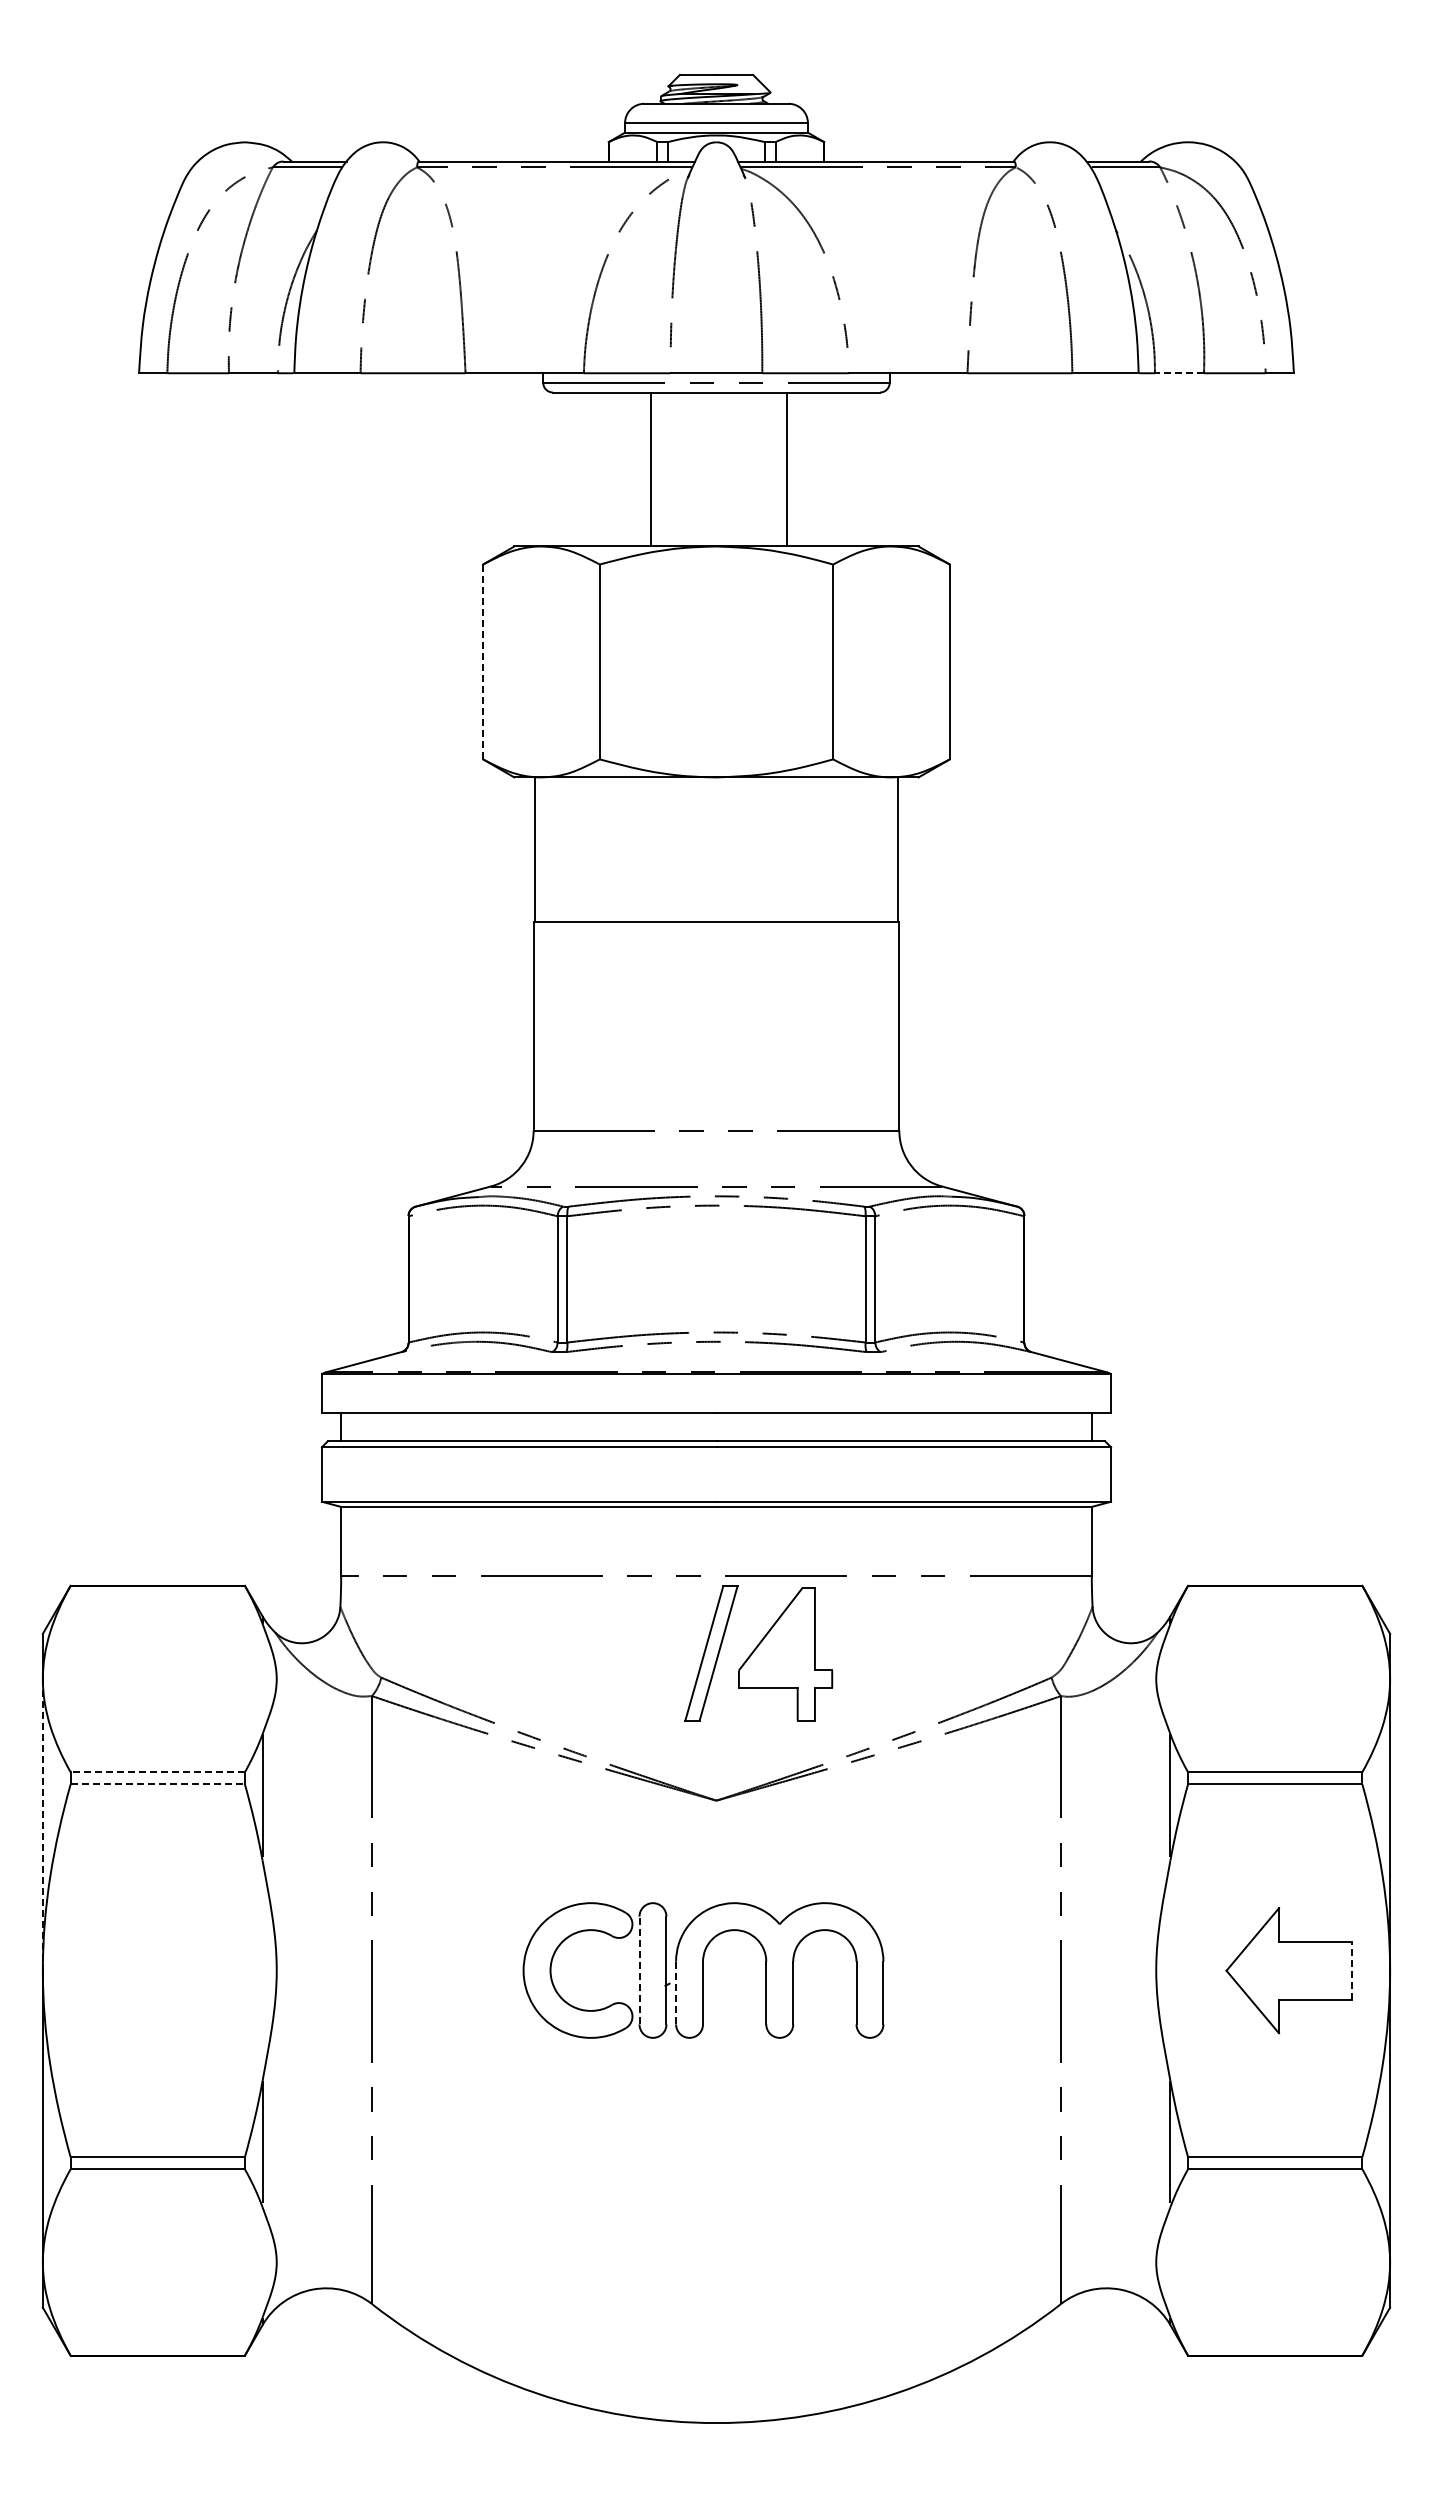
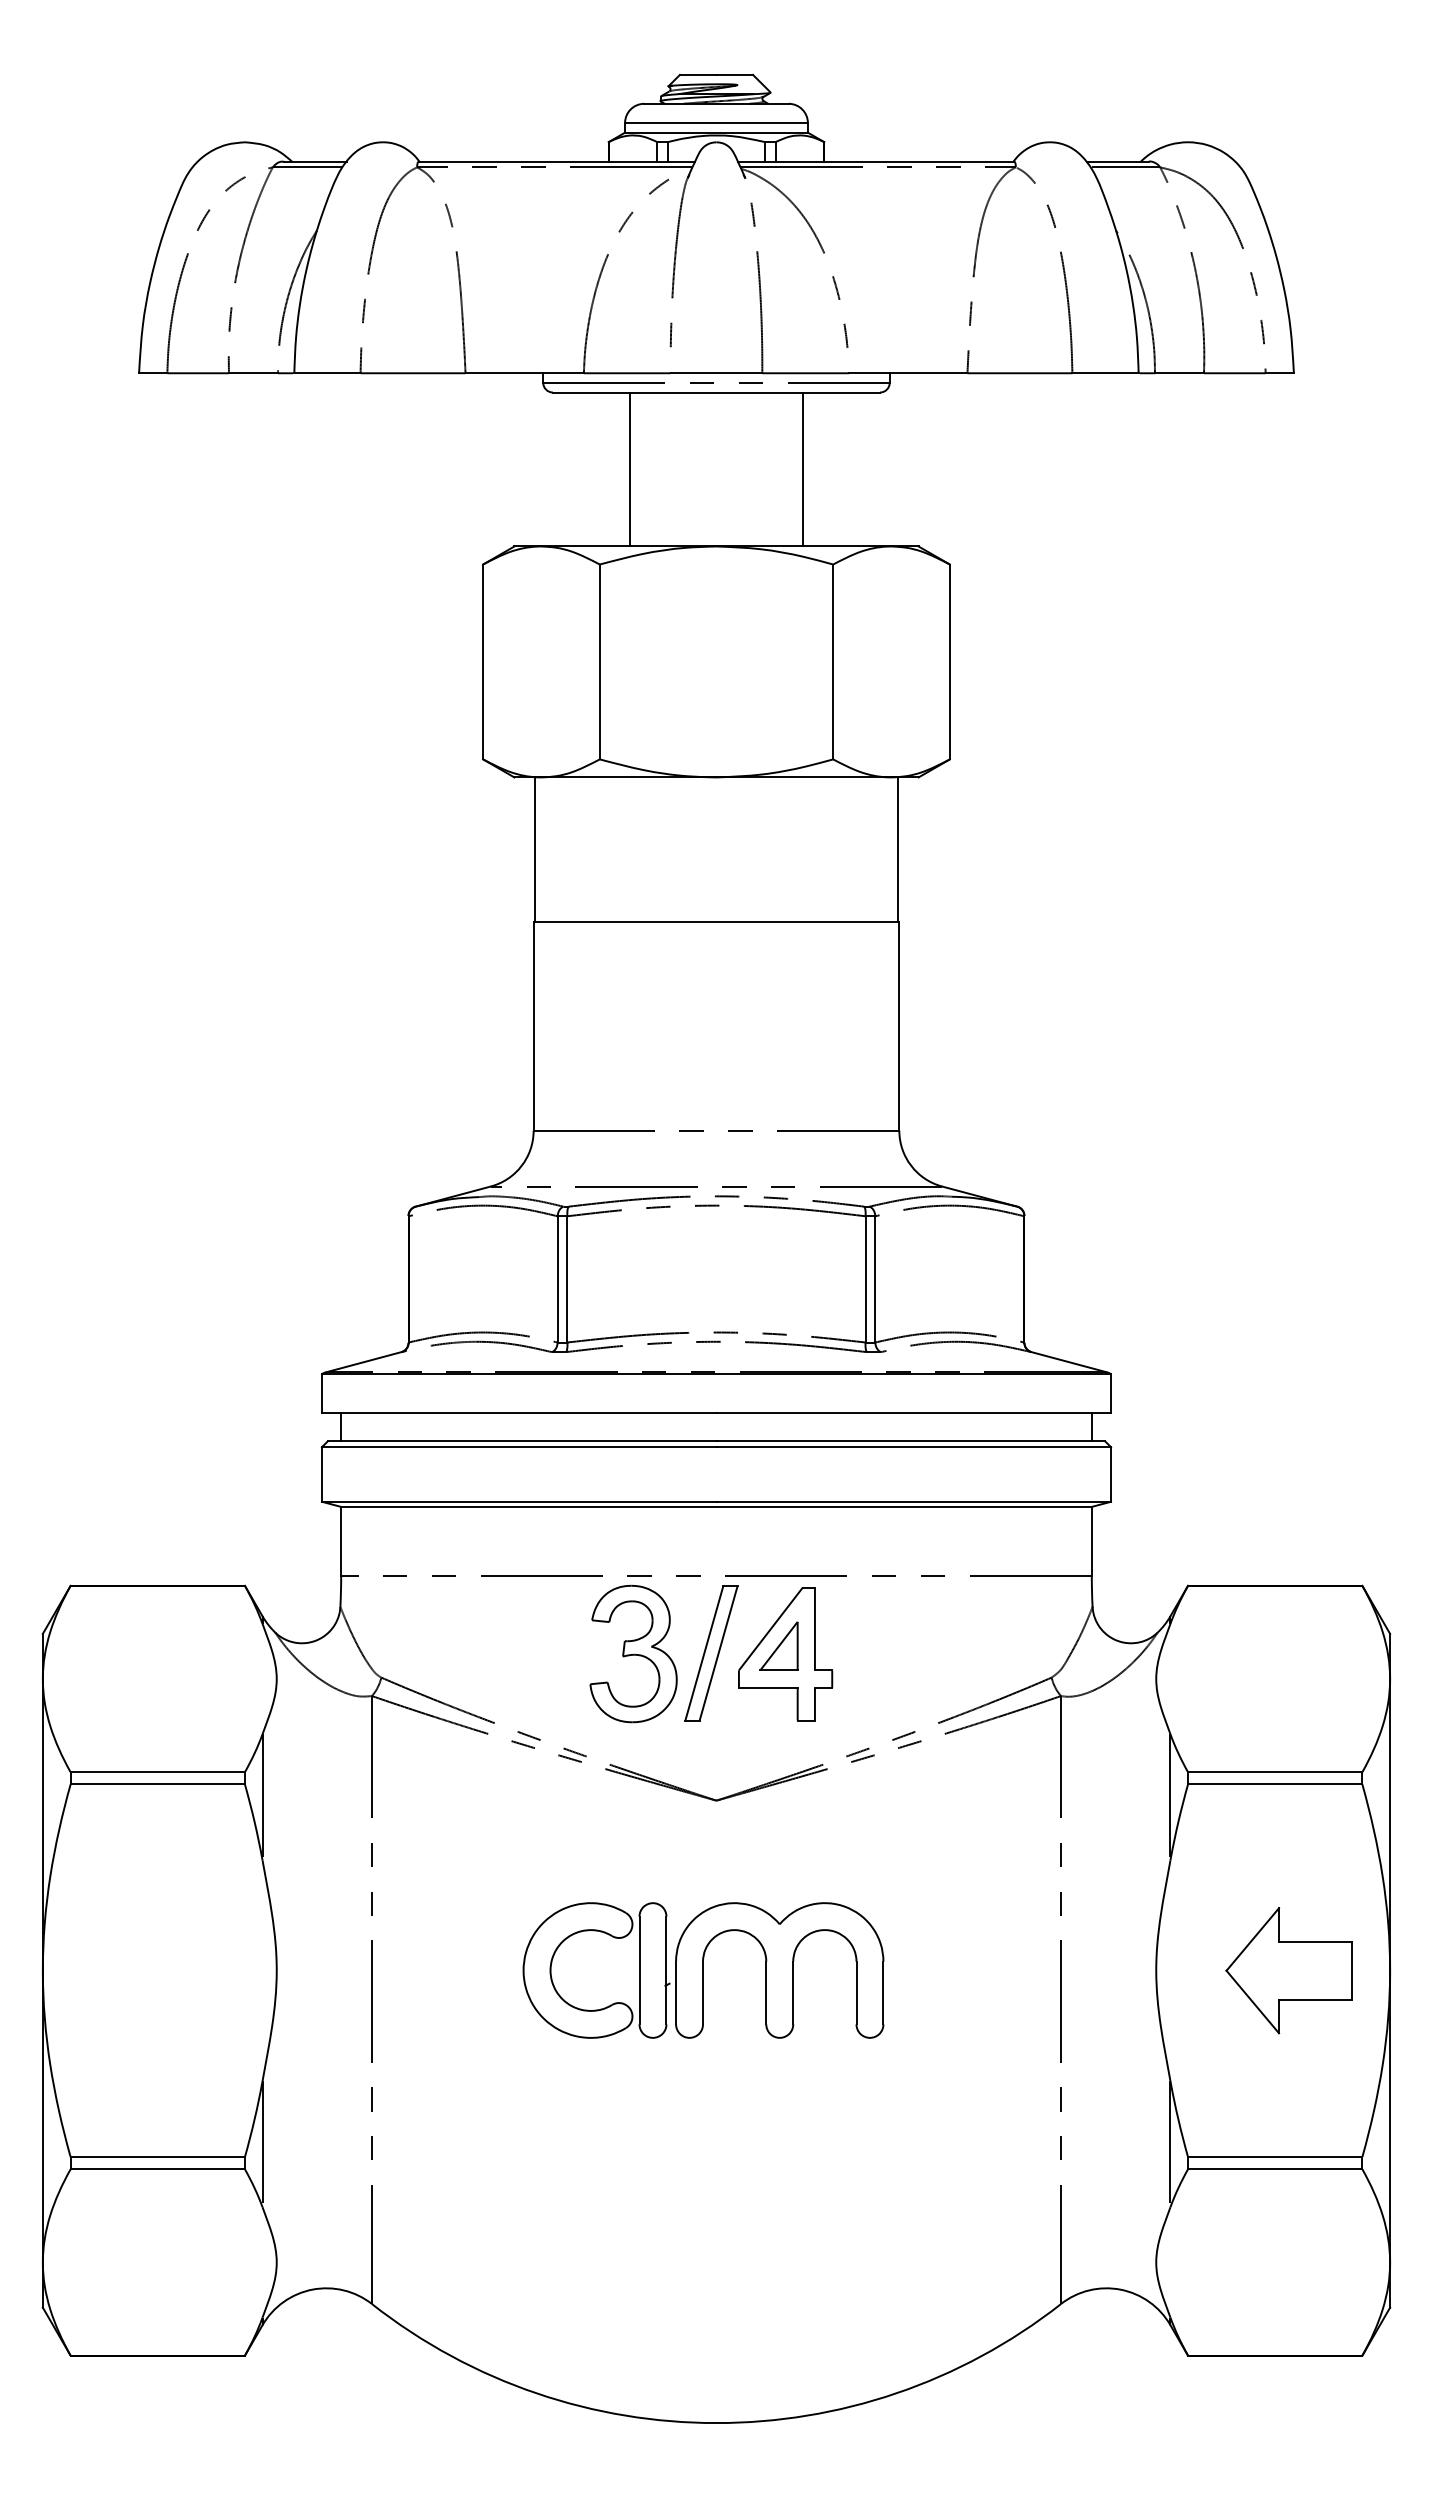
line: dashed -> solid (1179, 373)
line position: (650, 469) -> (629, 469) (629, 469)
line position: (787, 469) -> (803, 469) (803, 469)
line: dashed -> solid (483, 662)
part: none -> present (778, 1645)
part: none -> present (633, 1653)
line: dashed -> solid (157, 1772)
line: dashed -> solid (158, 1784)
line: dashed -> solid (42, 1824)
line: dashed -> solid (639, 1970)
line: dashed -> solid (1351, 1970)
line: dashed -> solid (676, 1992)
